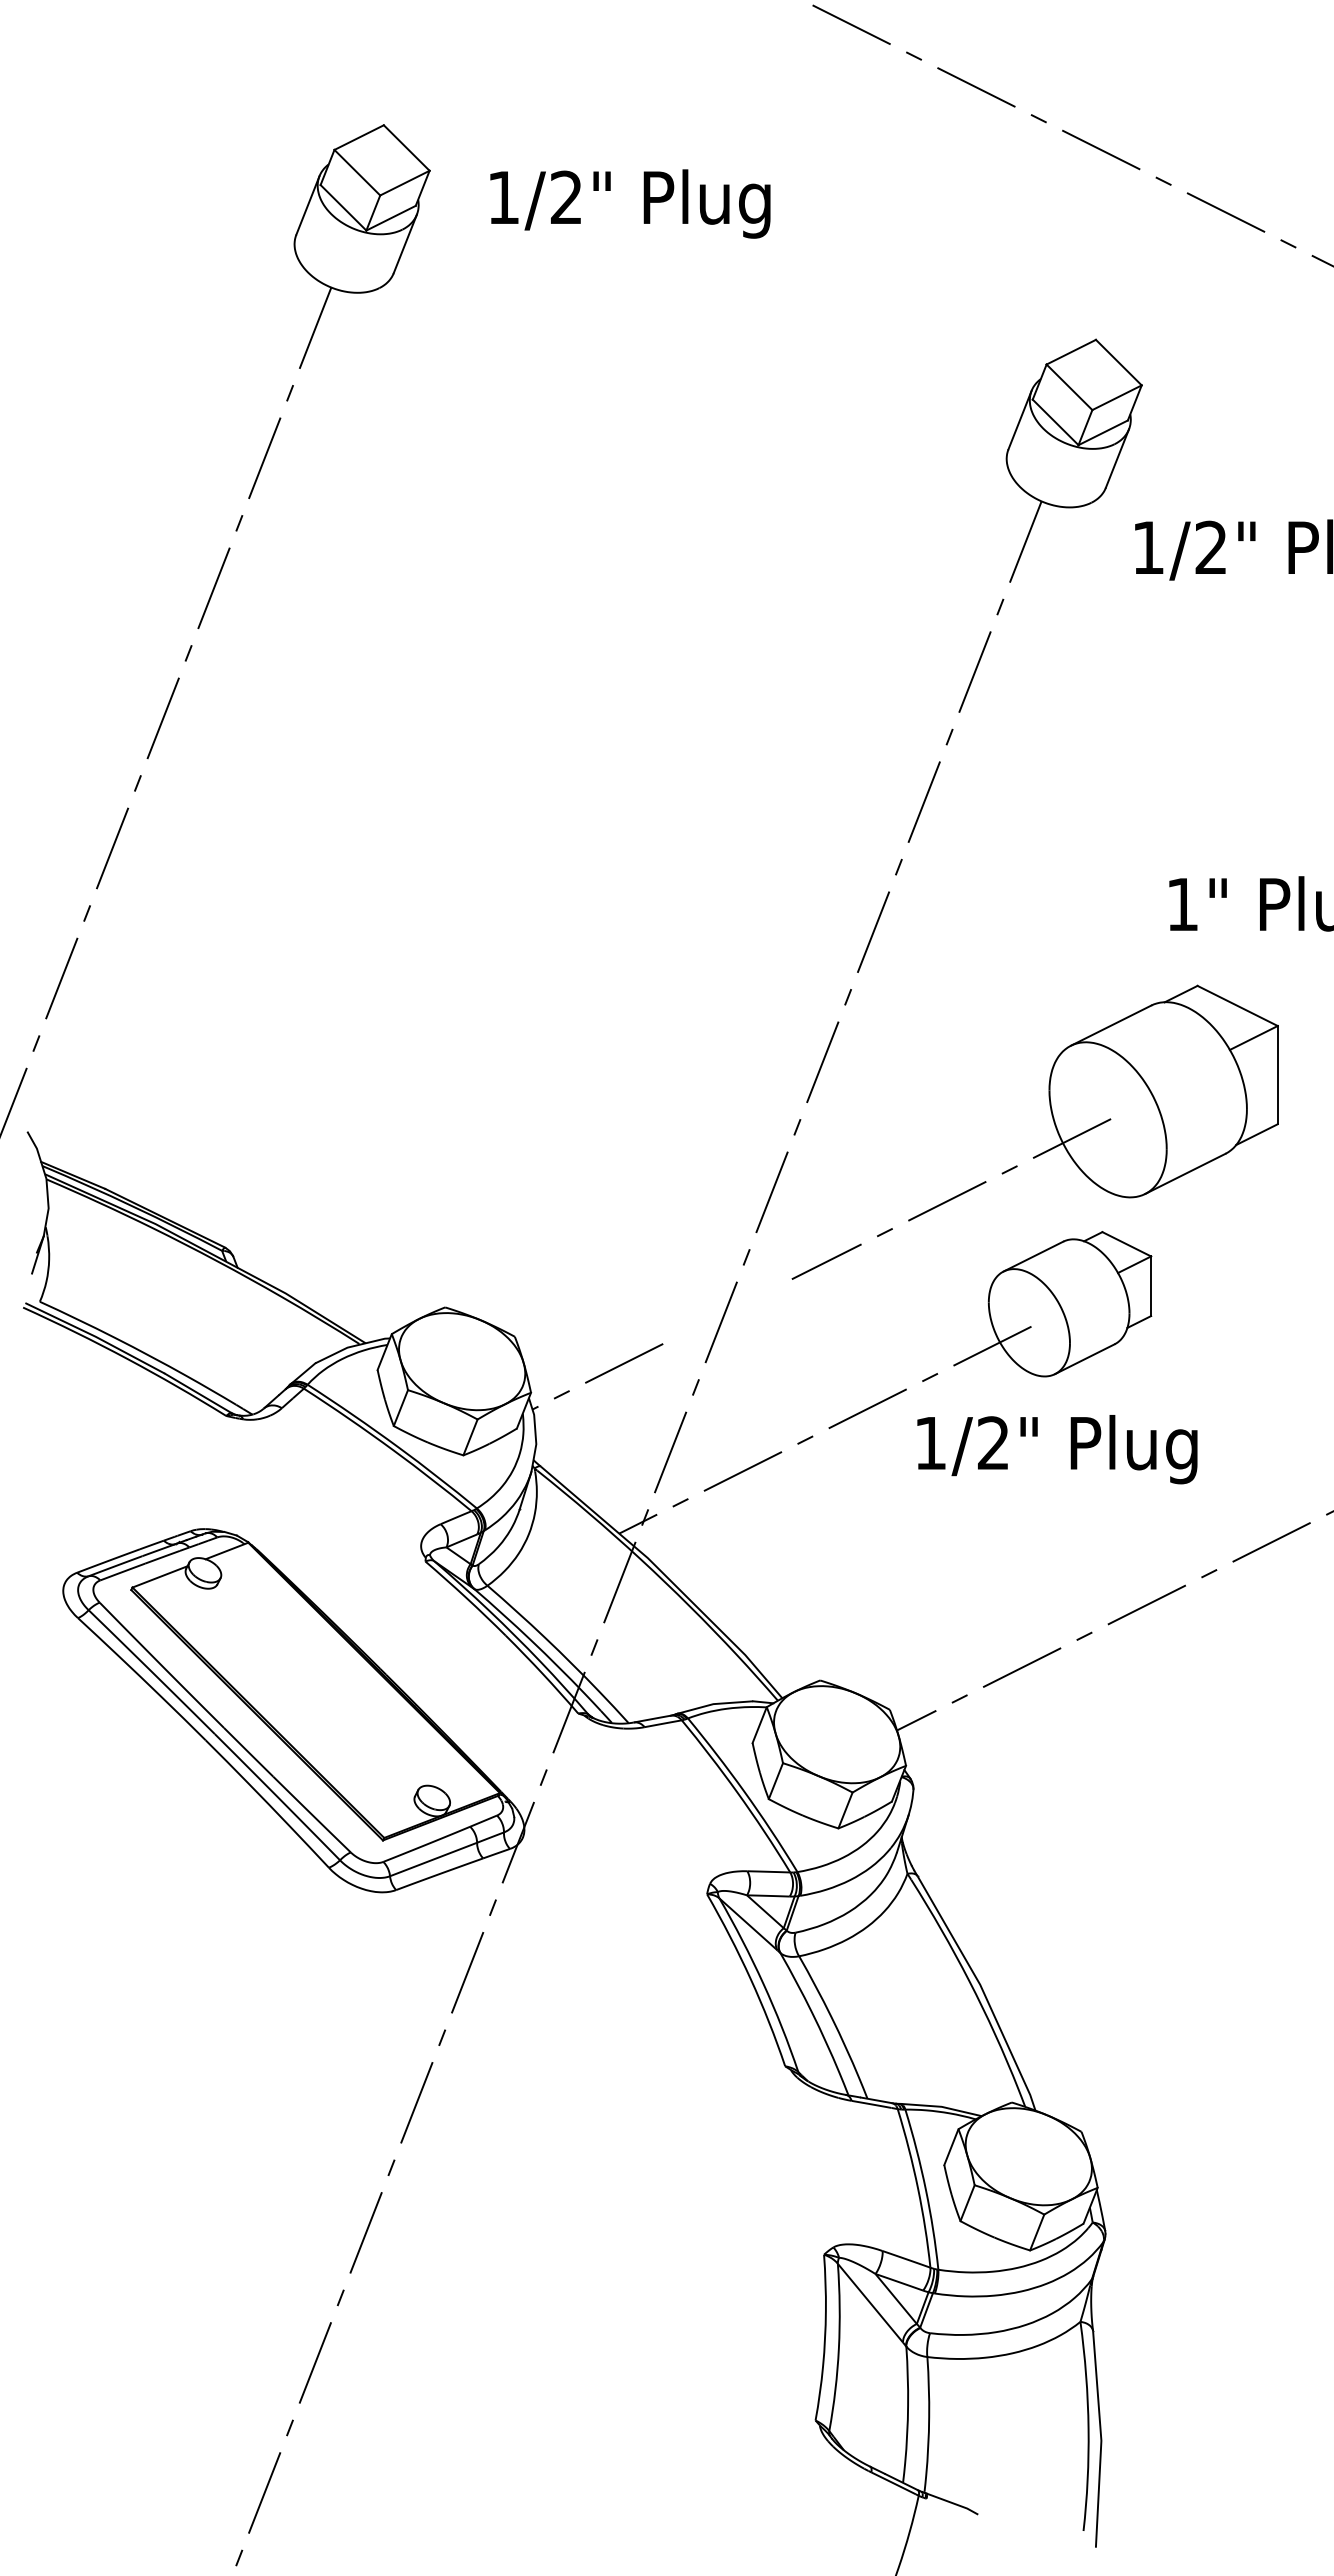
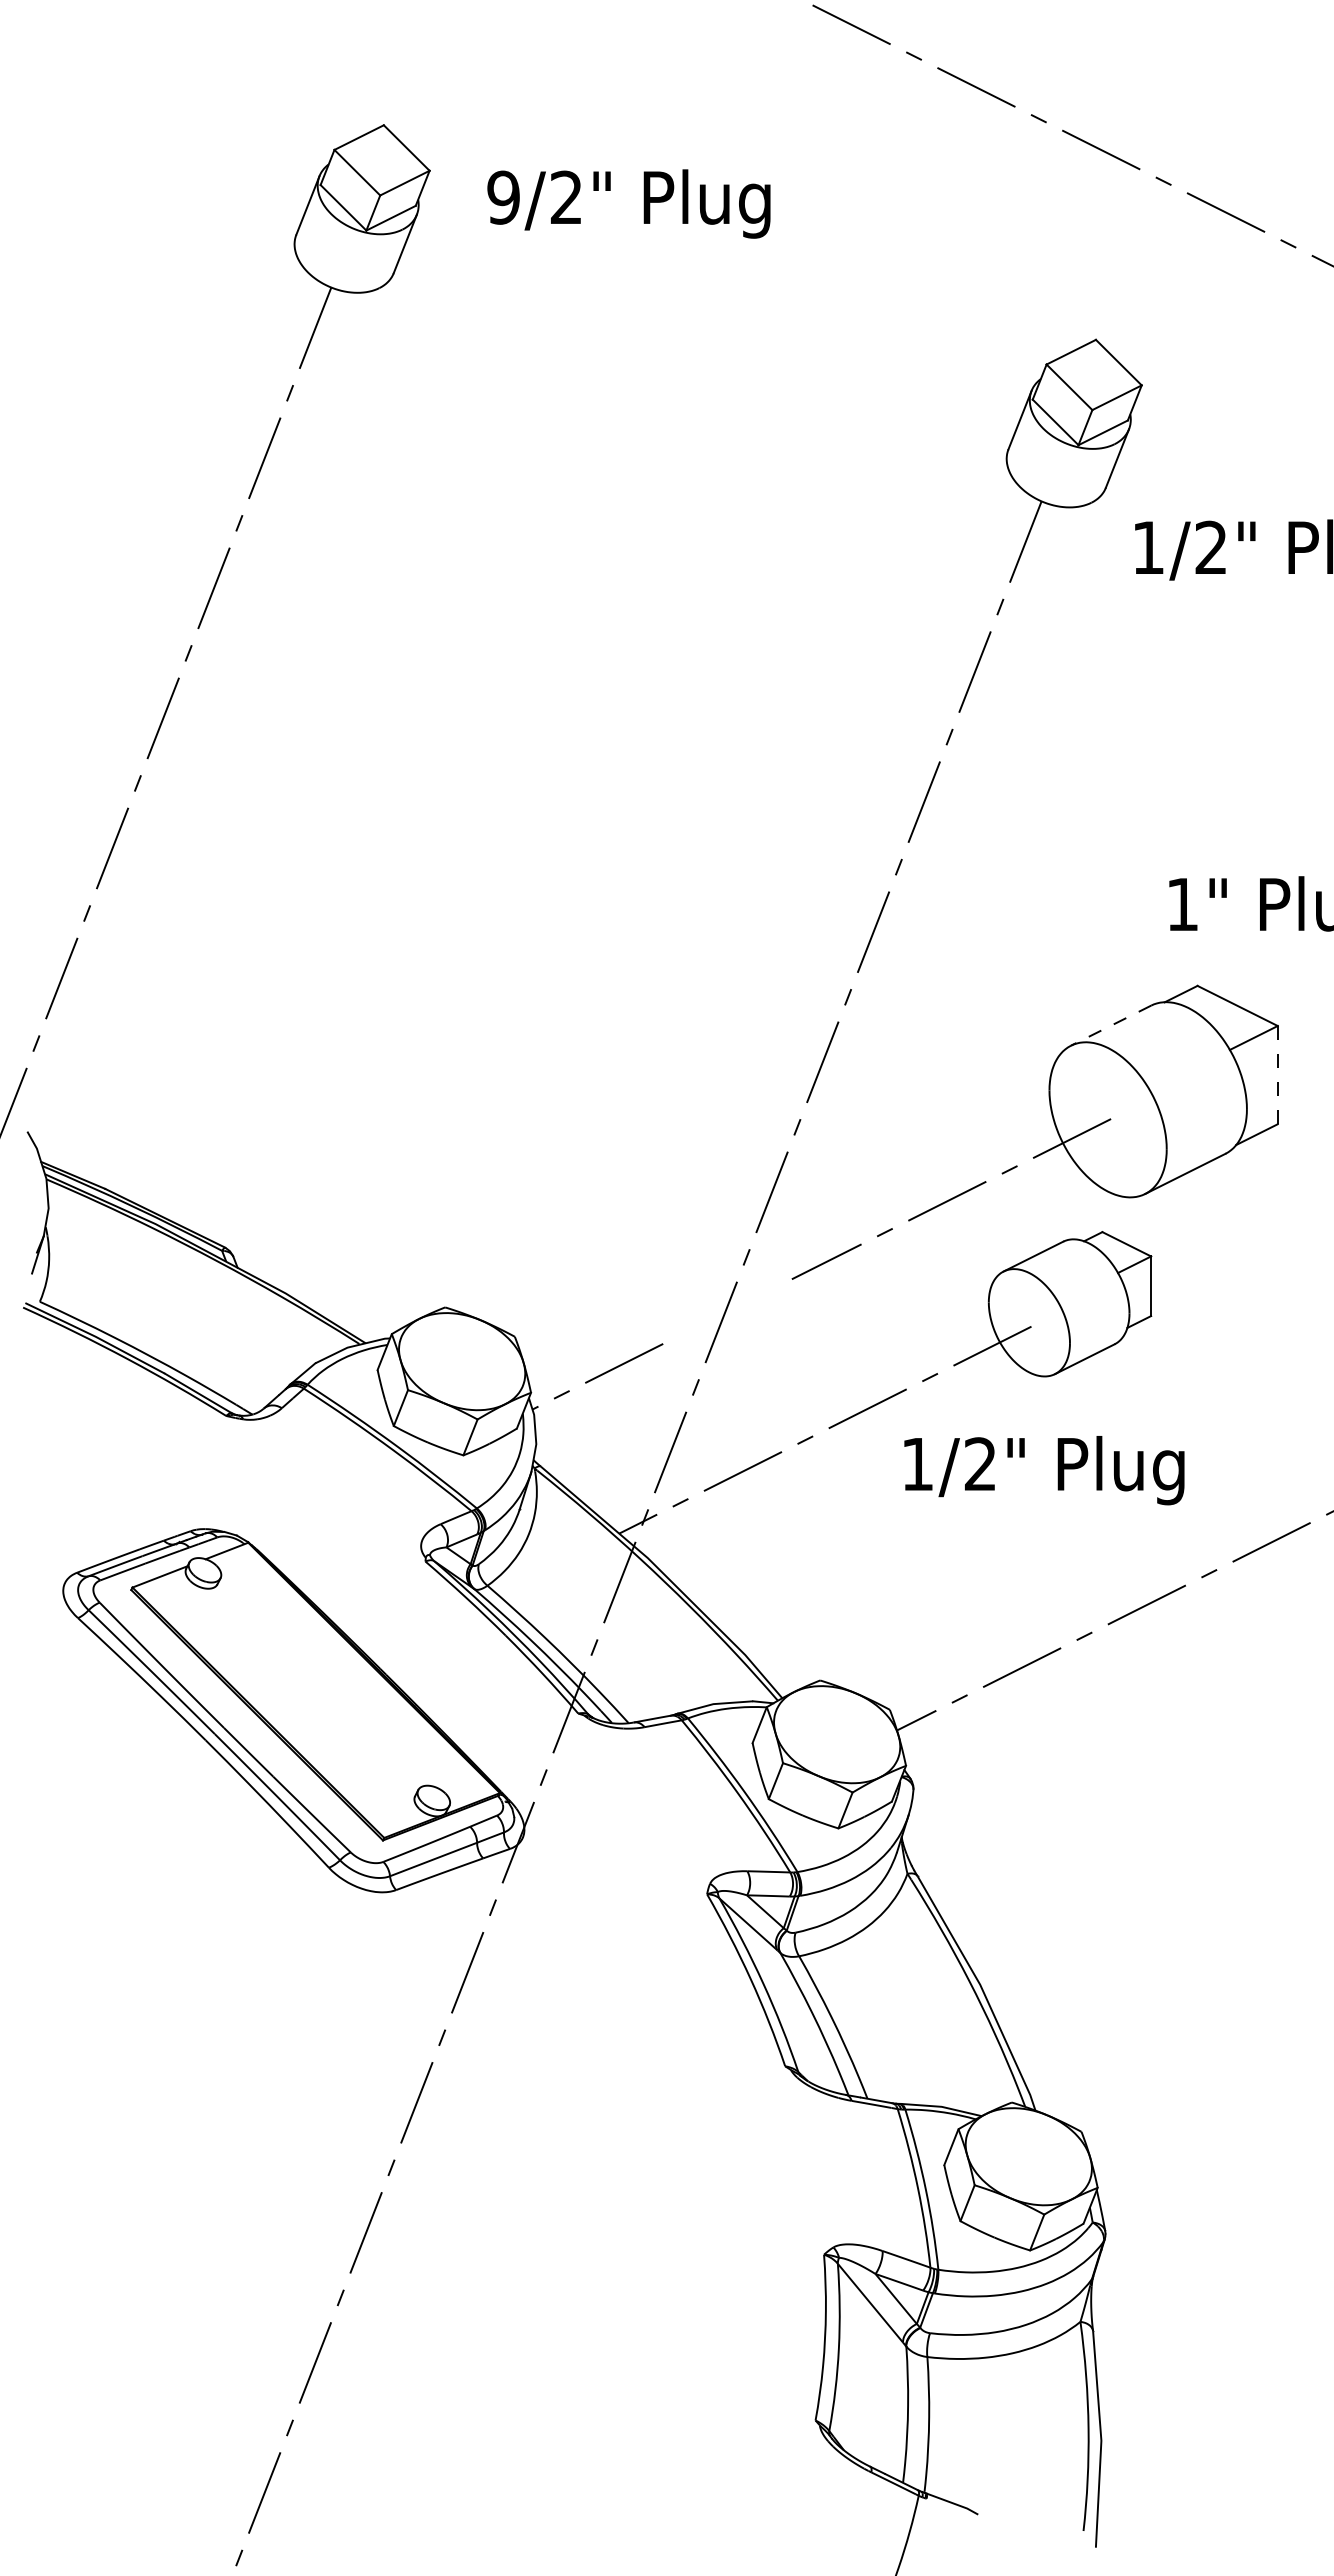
text: 1/2" -> 9/2" (503, 197)
line: solid -> dashed (1111, 1025)
line: solid -> dashed (1277, 1075)
text position: (1057, 1449) -> (1044, 1470) (1044, 1470)
